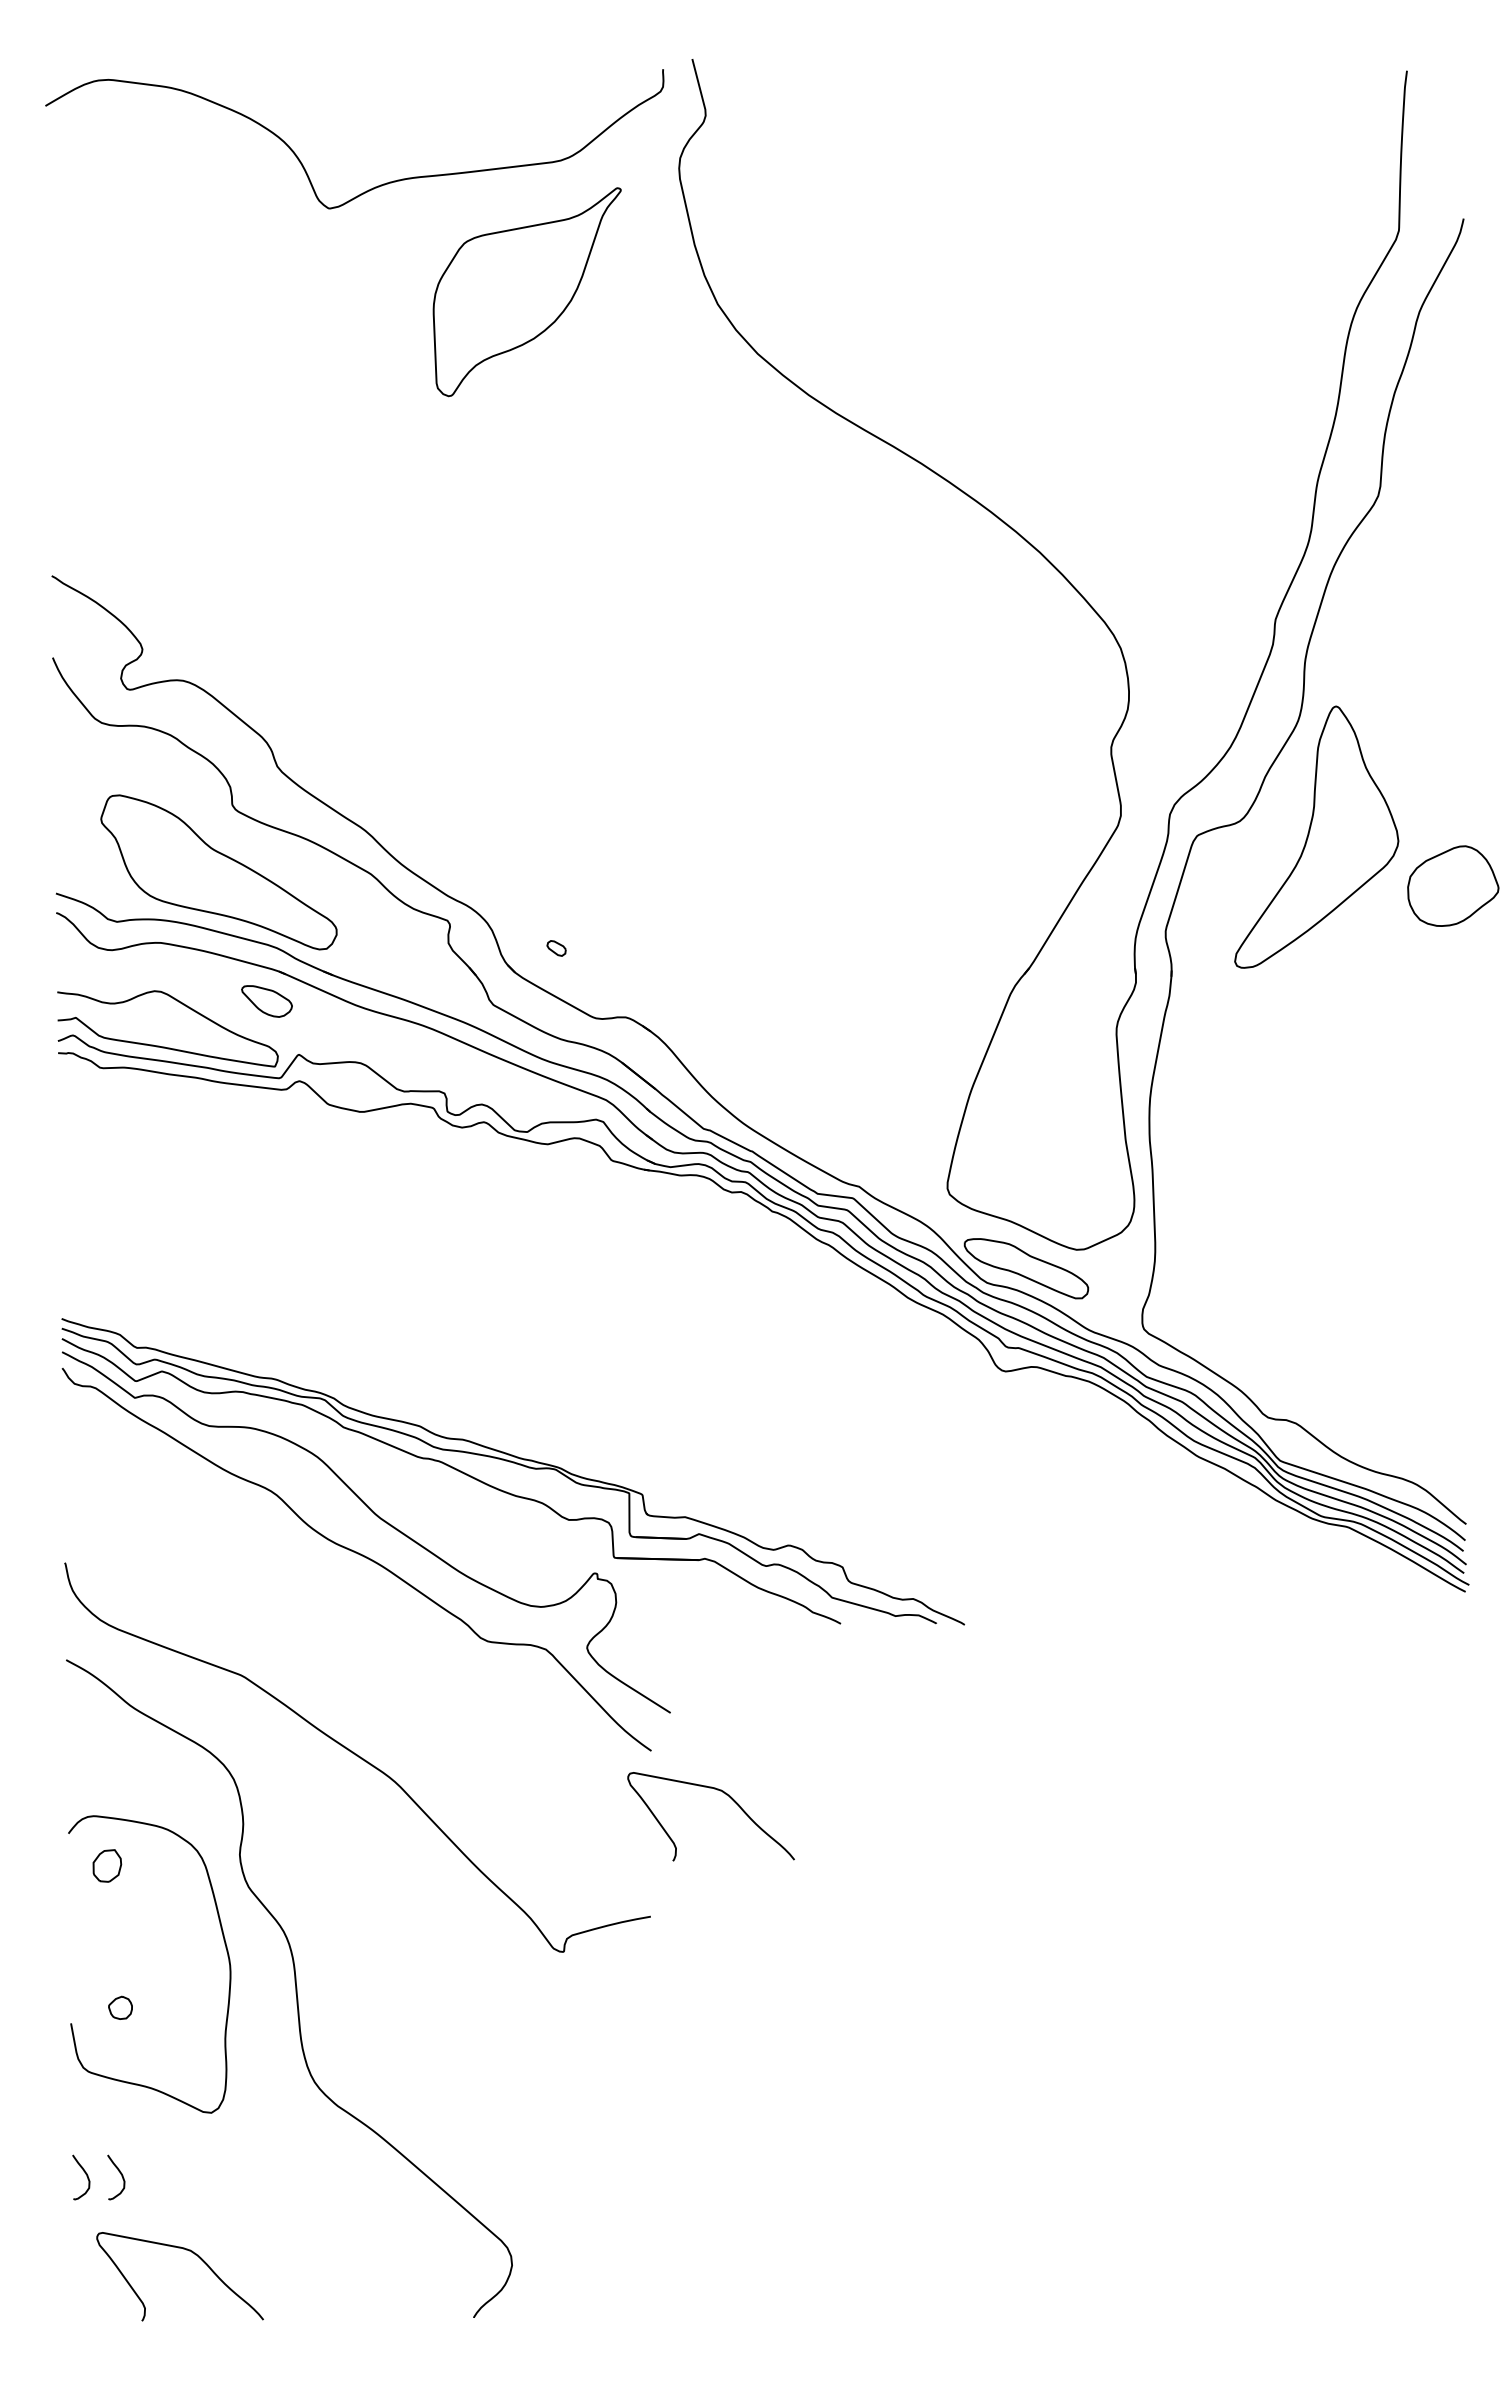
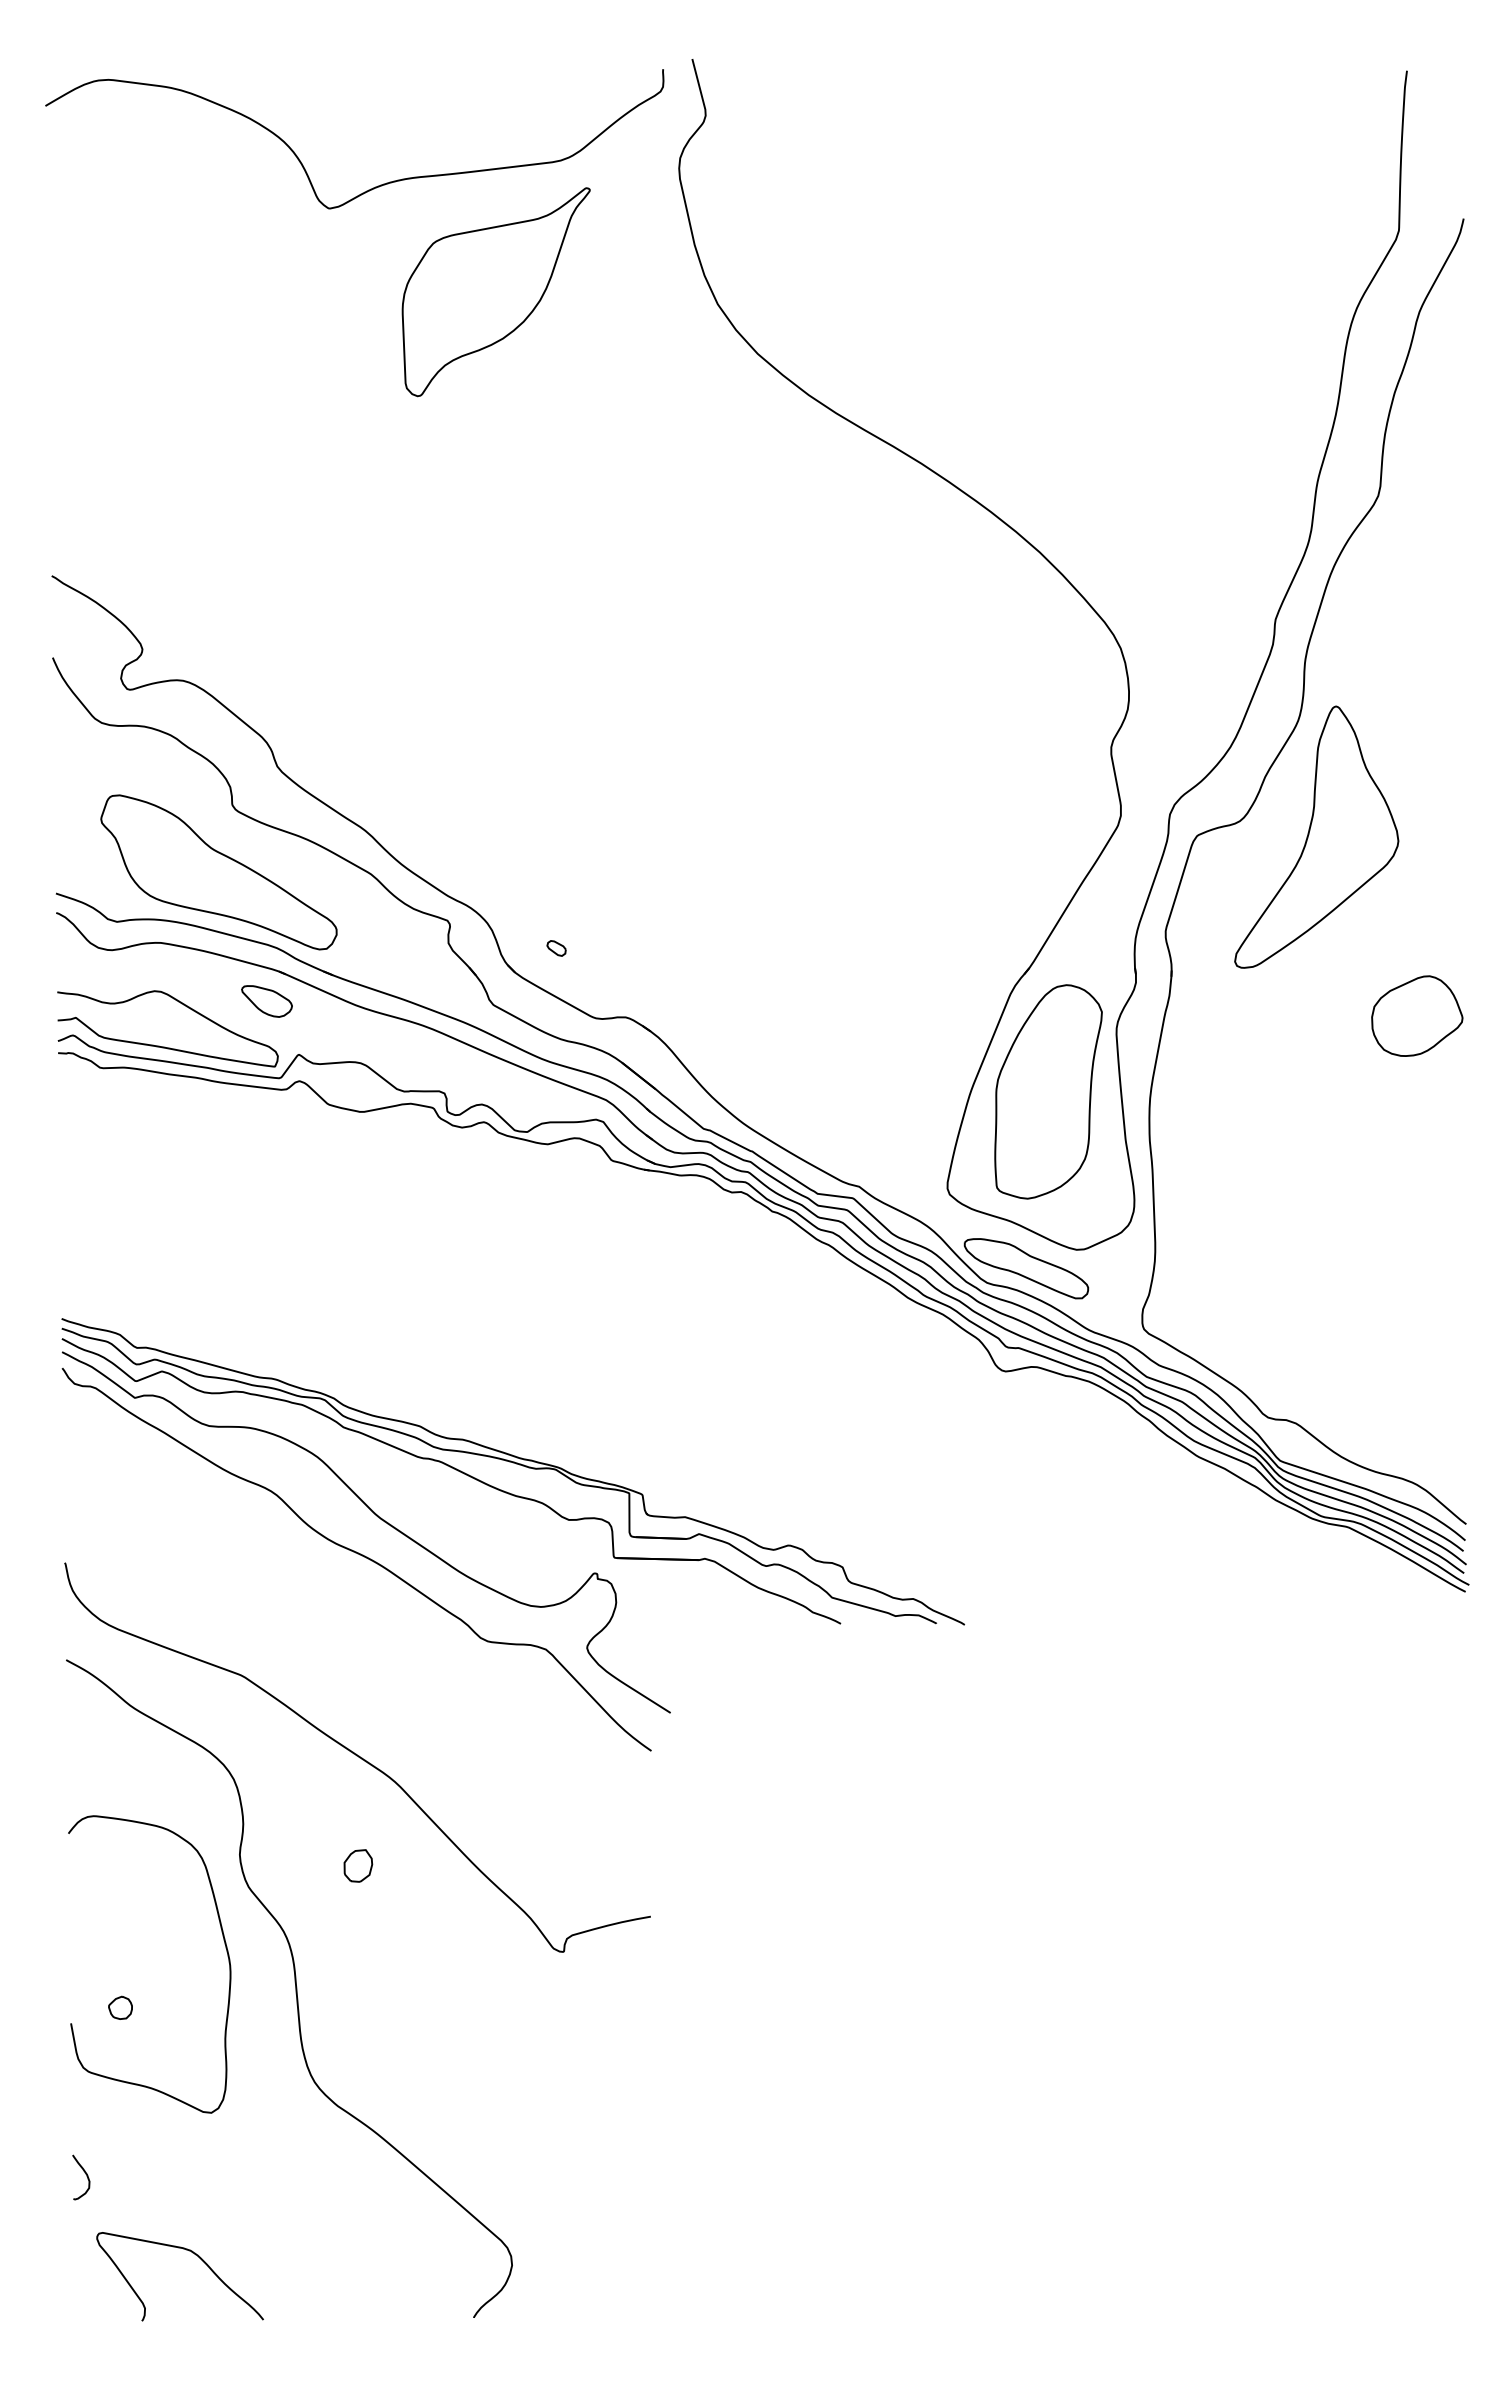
part position: (526, 292) -> (495, 292) (495, 292)
part position: (1453, 885) -> (1417, 1015) (1417, 1015)
part: none -> present (1048, 1091)
curve: present -> none (726, 1795)
part position: (107, 1865) -> (358, 1865) (358, 1865)
curve: present -> none (120, 2174)
